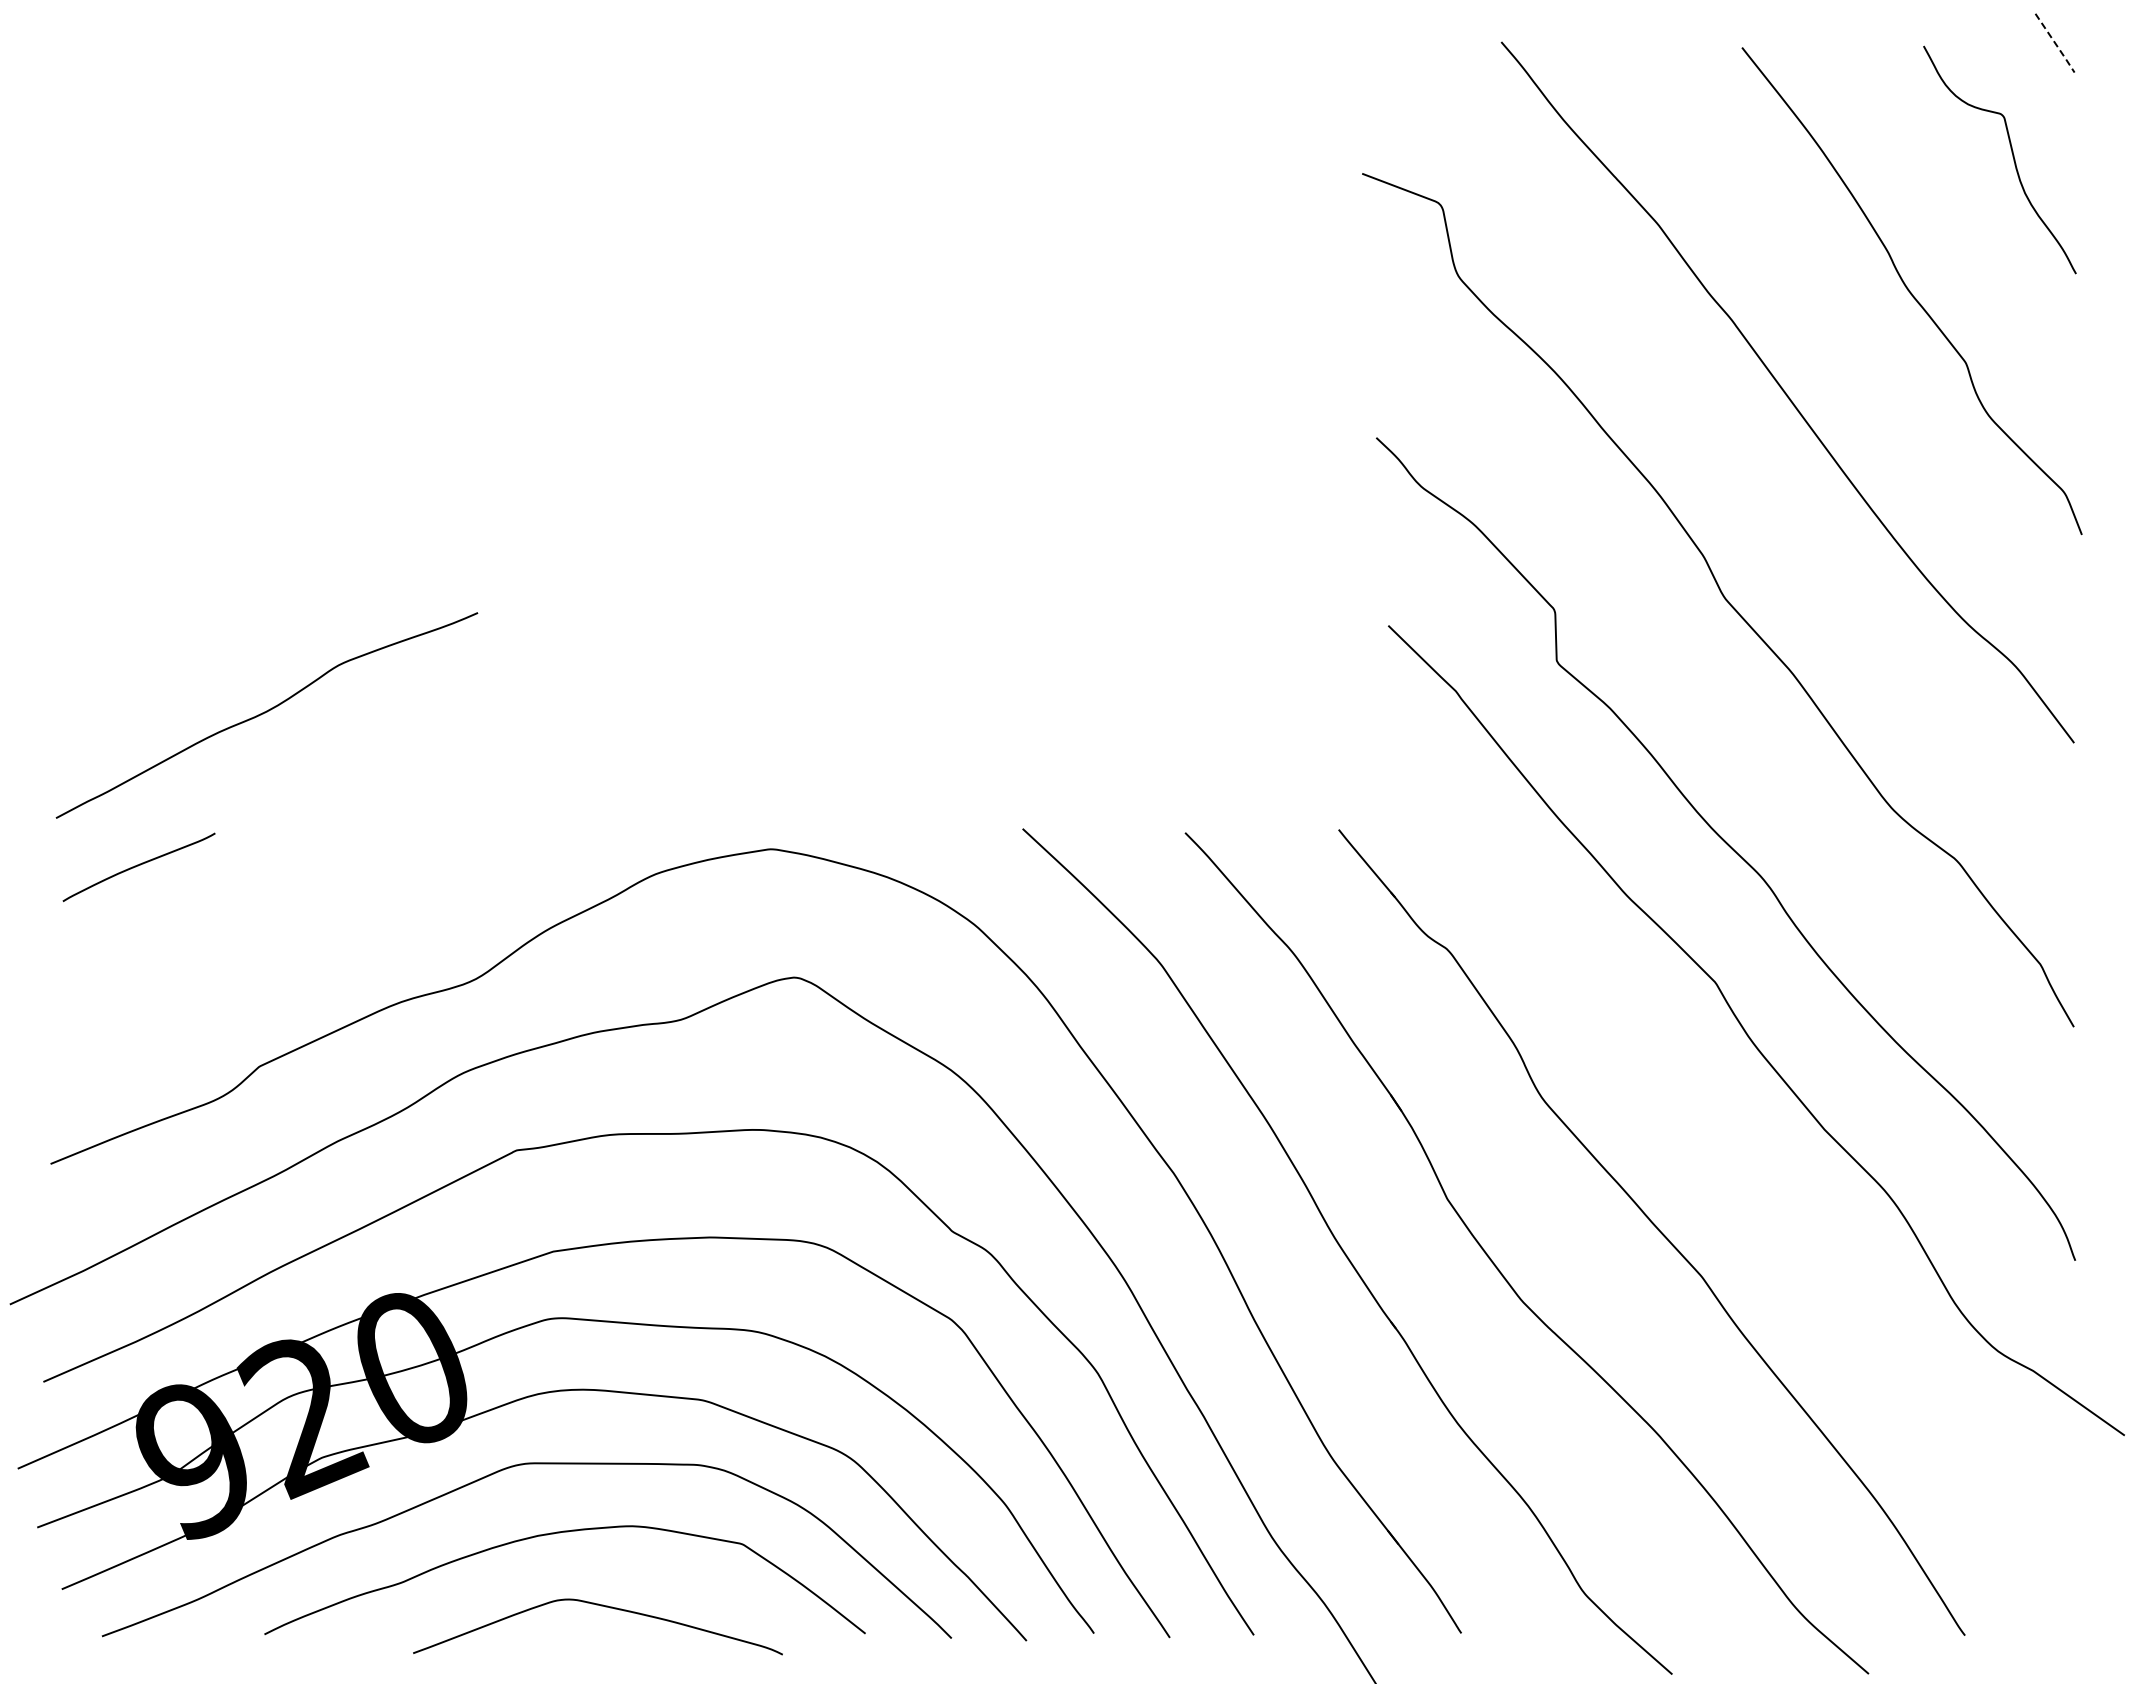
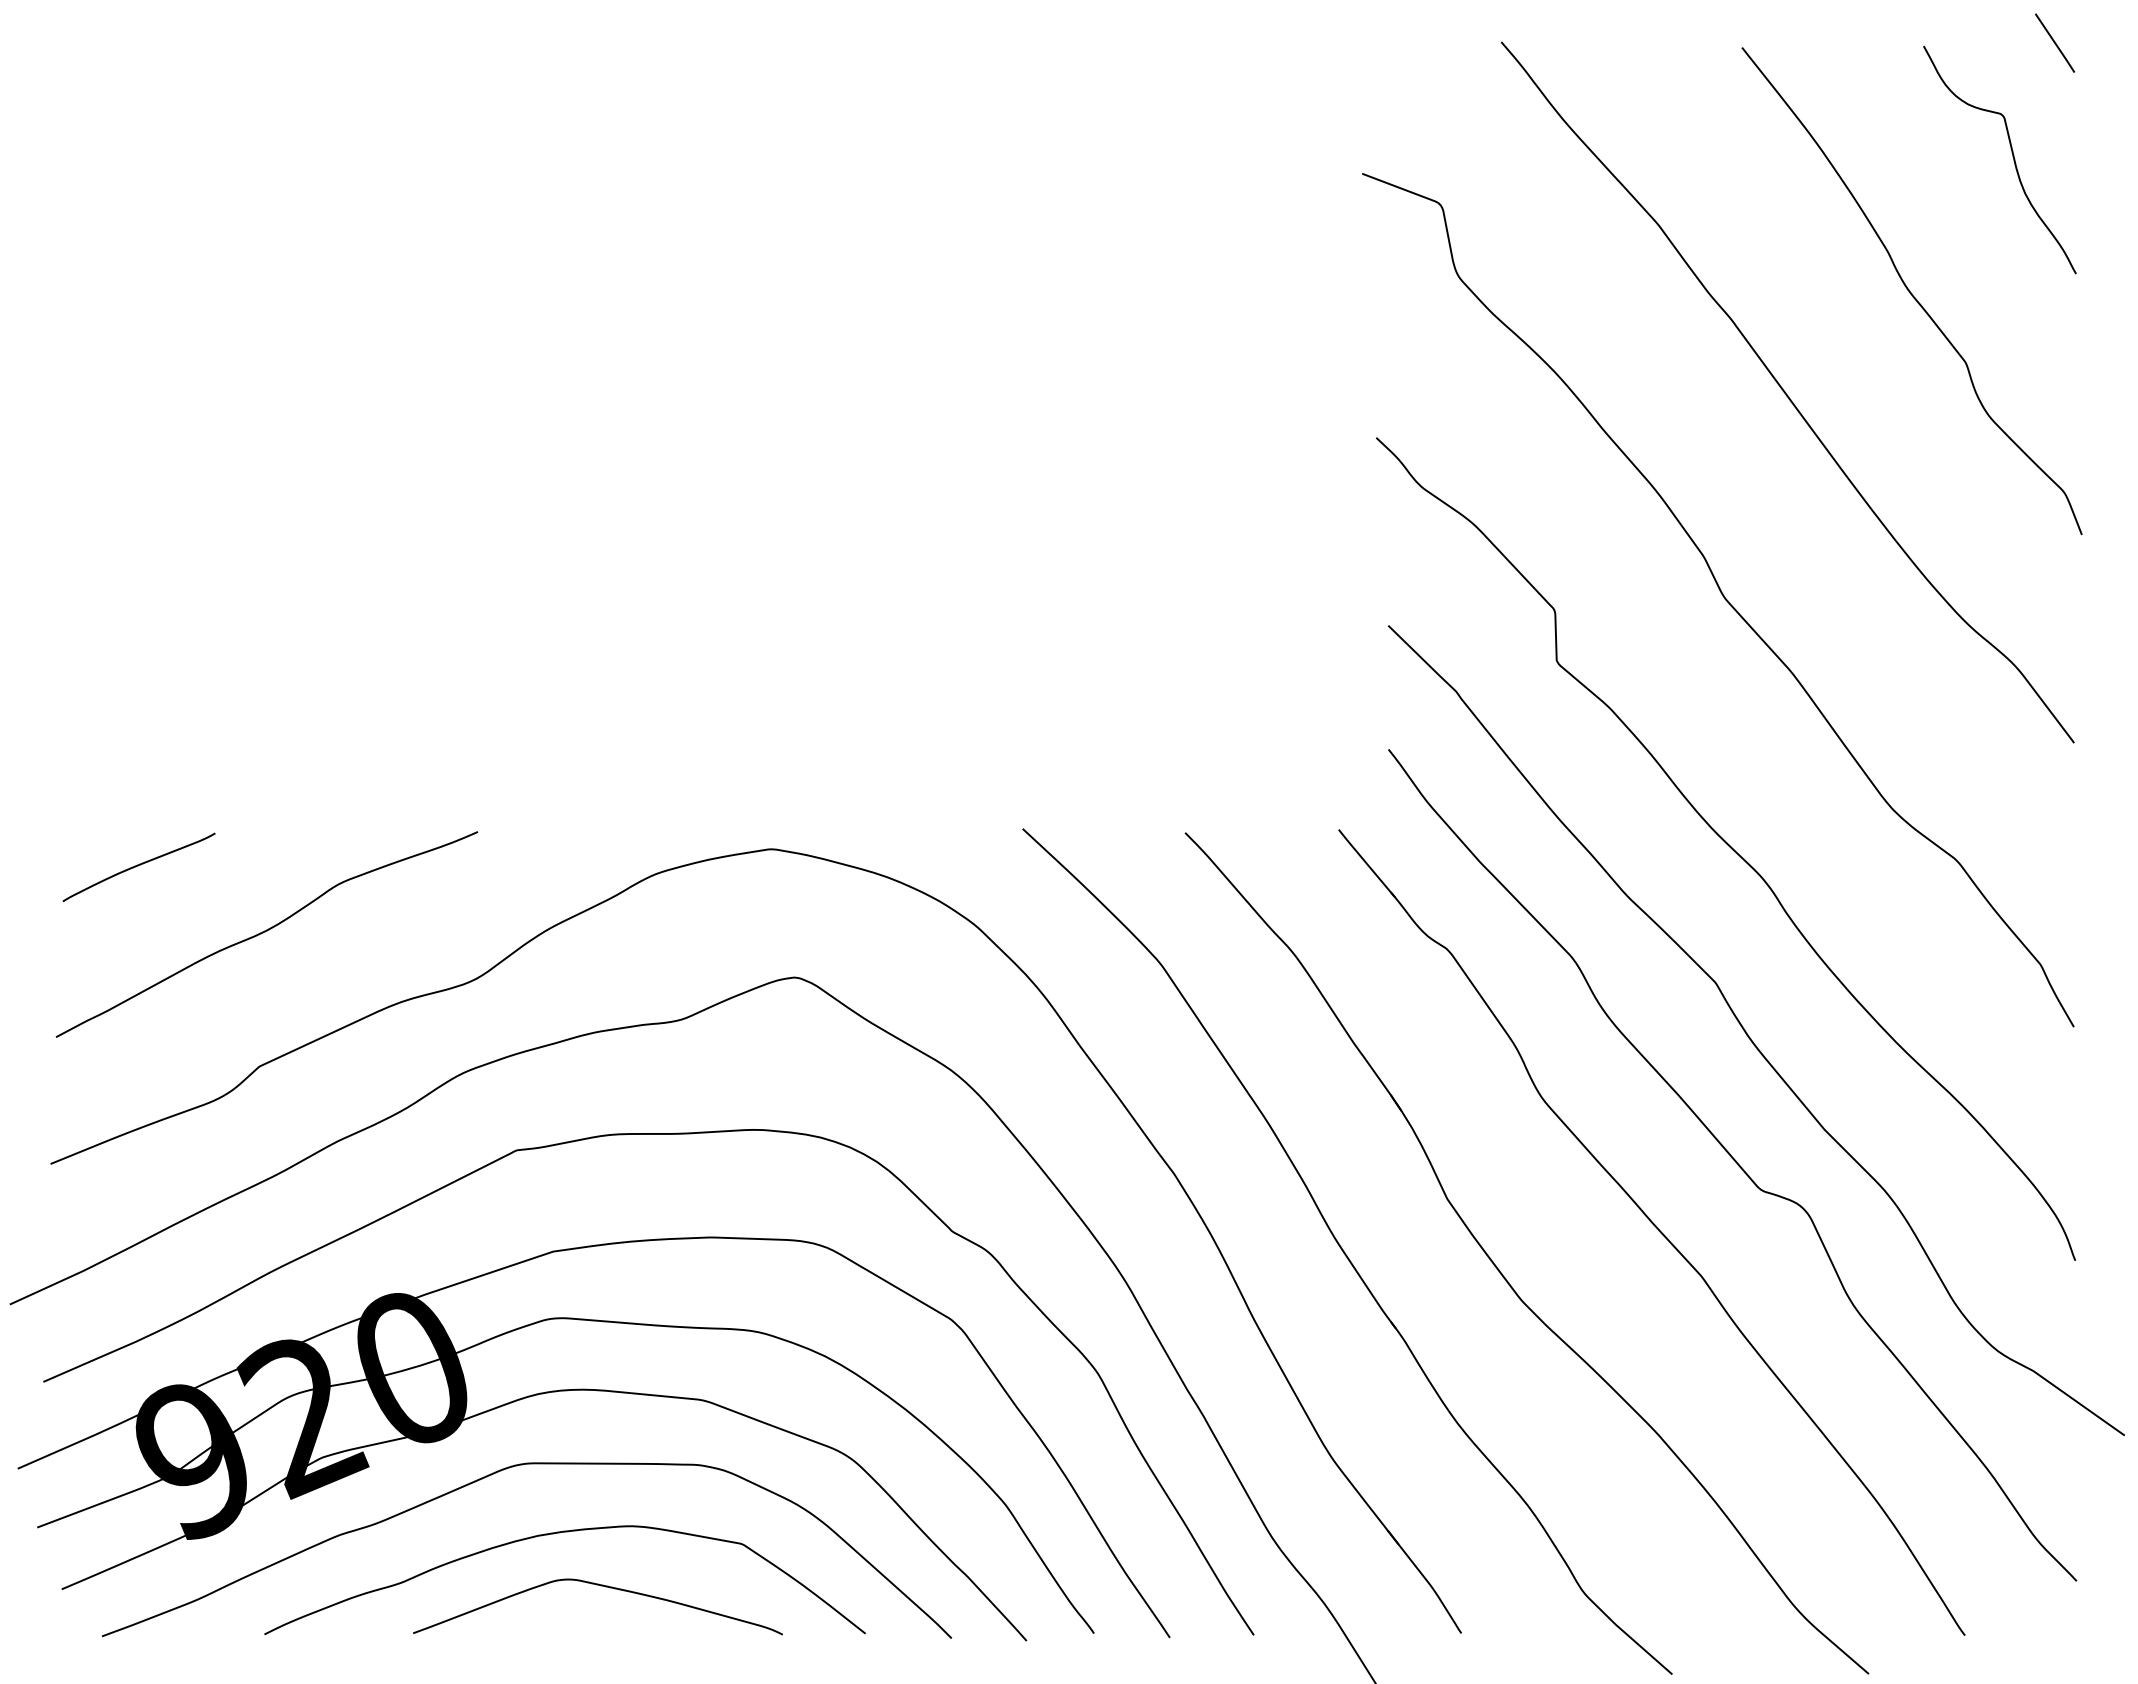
line: dashed -> solid (2055, 44)
curve position: (265, 713) -> (265, 932) (265, 932)
curve: none -> present (1735, 1162)
curve position: (601, 1606) -> (601, 1586) (601, 1586)
